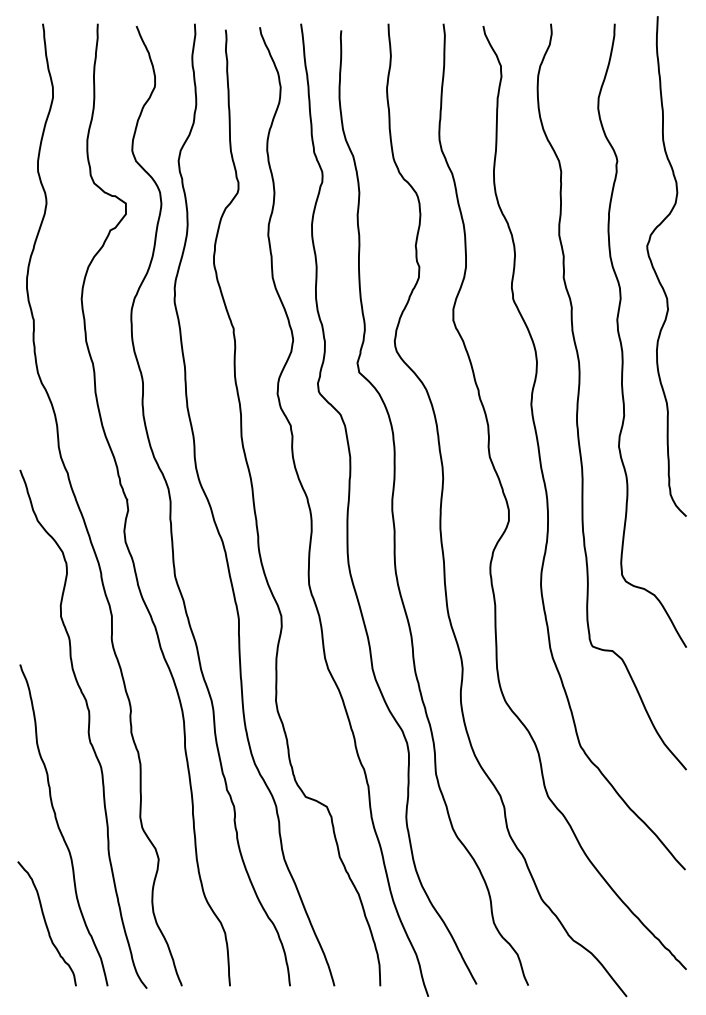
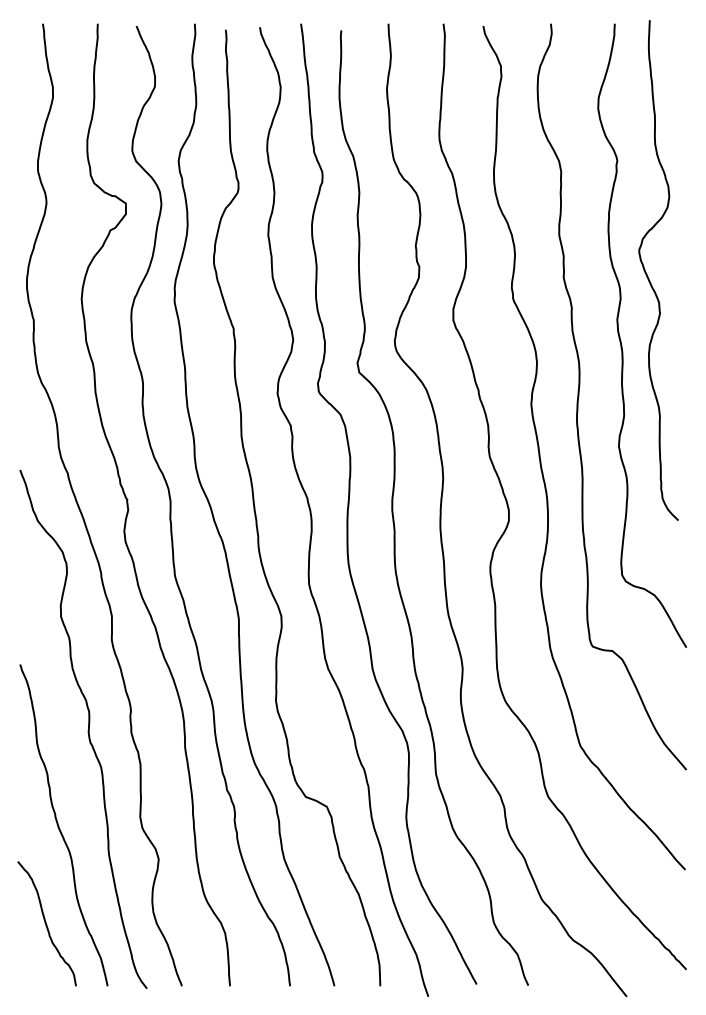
curve position: (656, 272) -> (648, 276) (648, 276)
